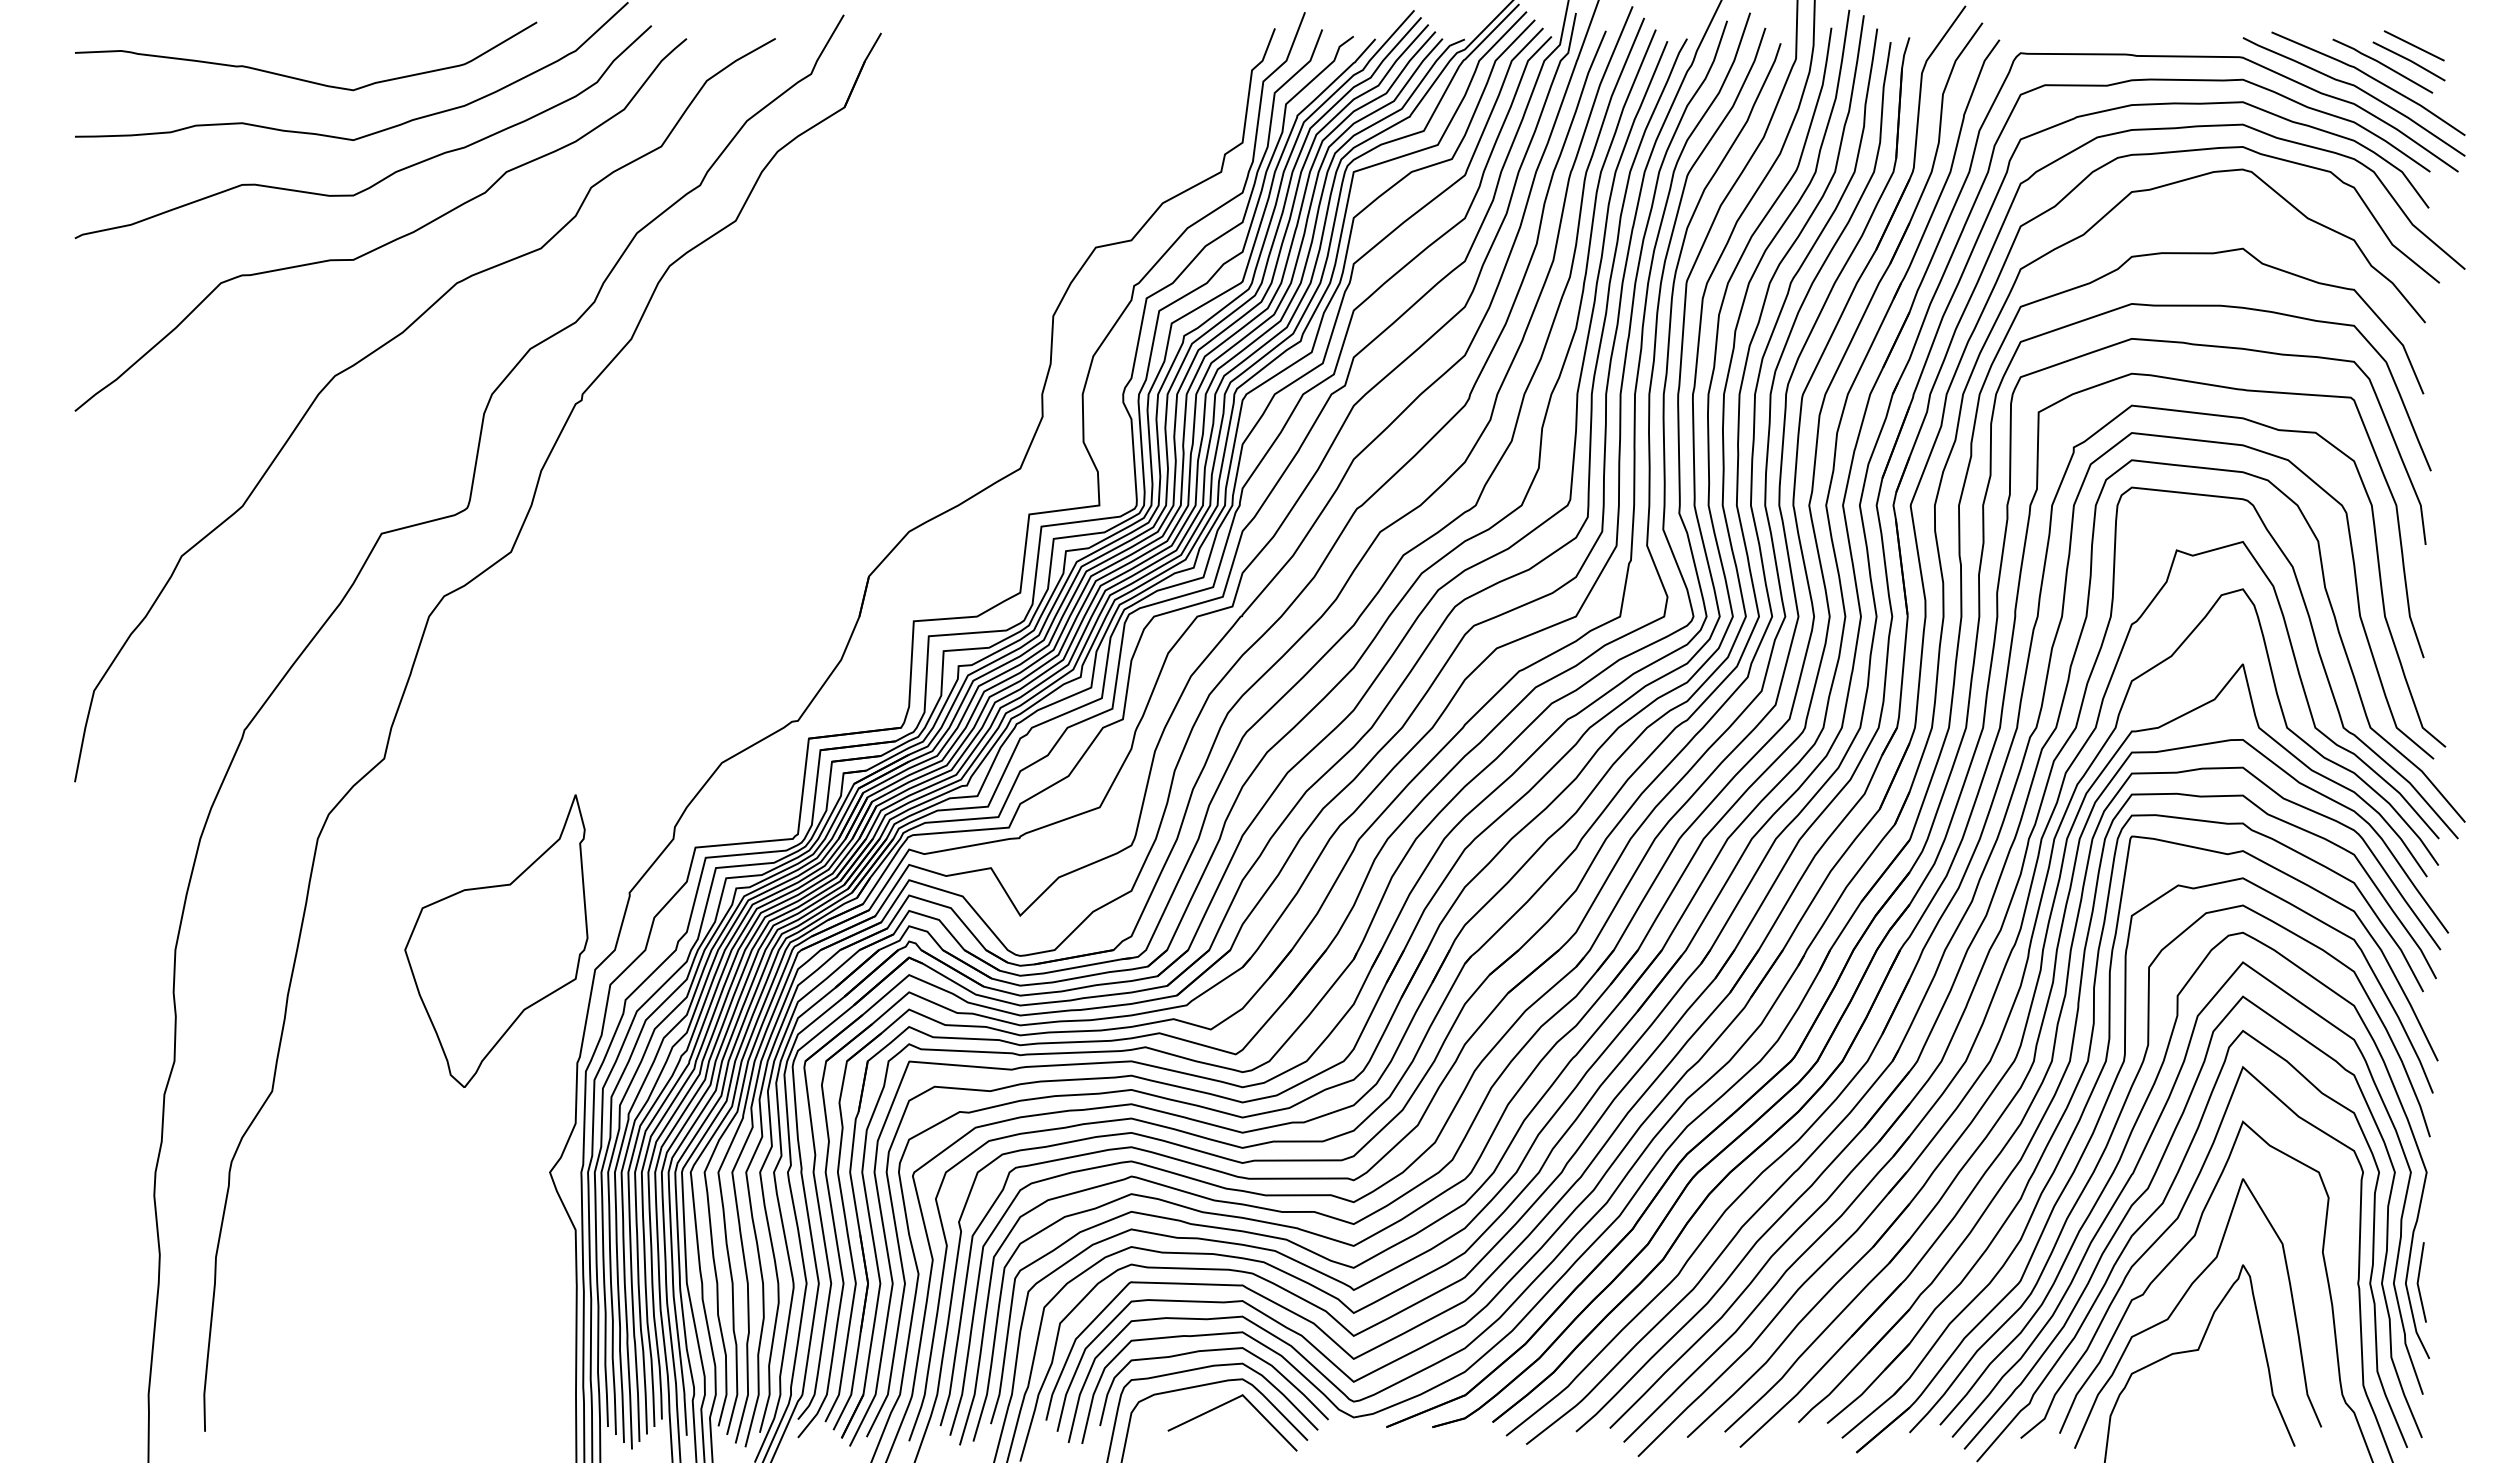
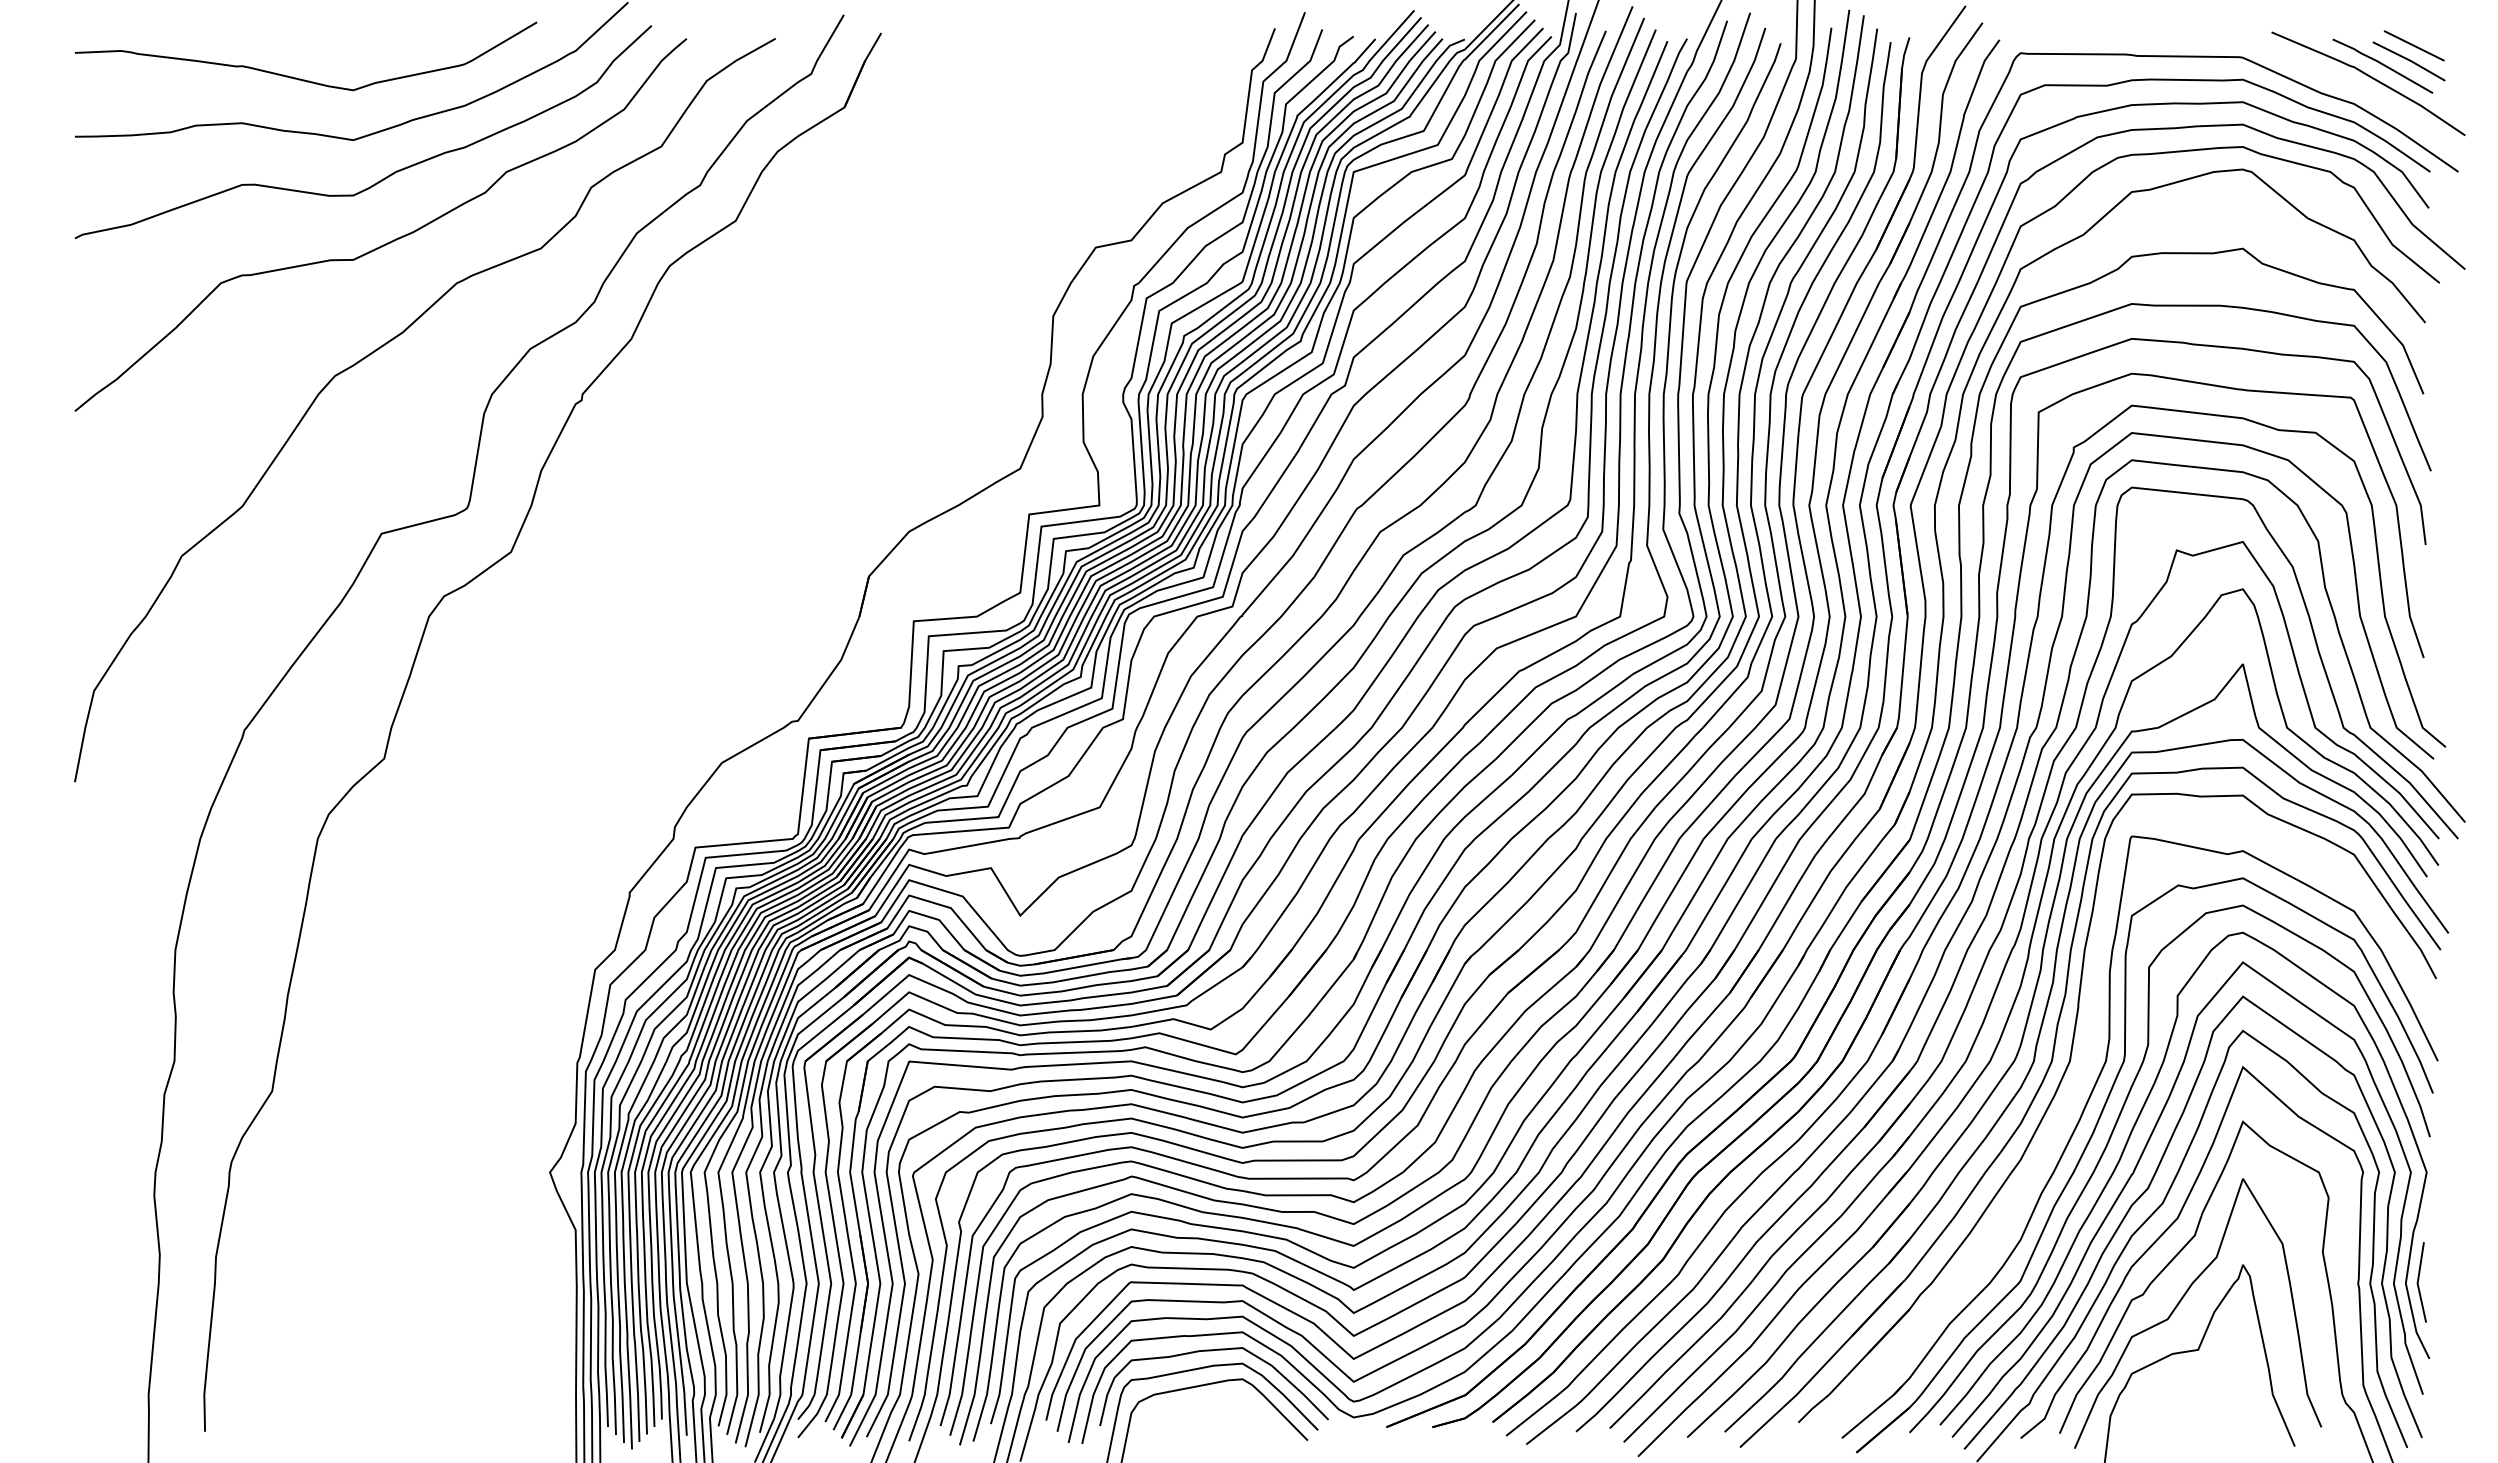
curve: present -> none (2358, 89)
part: present -> none (496, 940)
part: present -> none (2072, 1098)
line: present -> none (1223, 1405)
